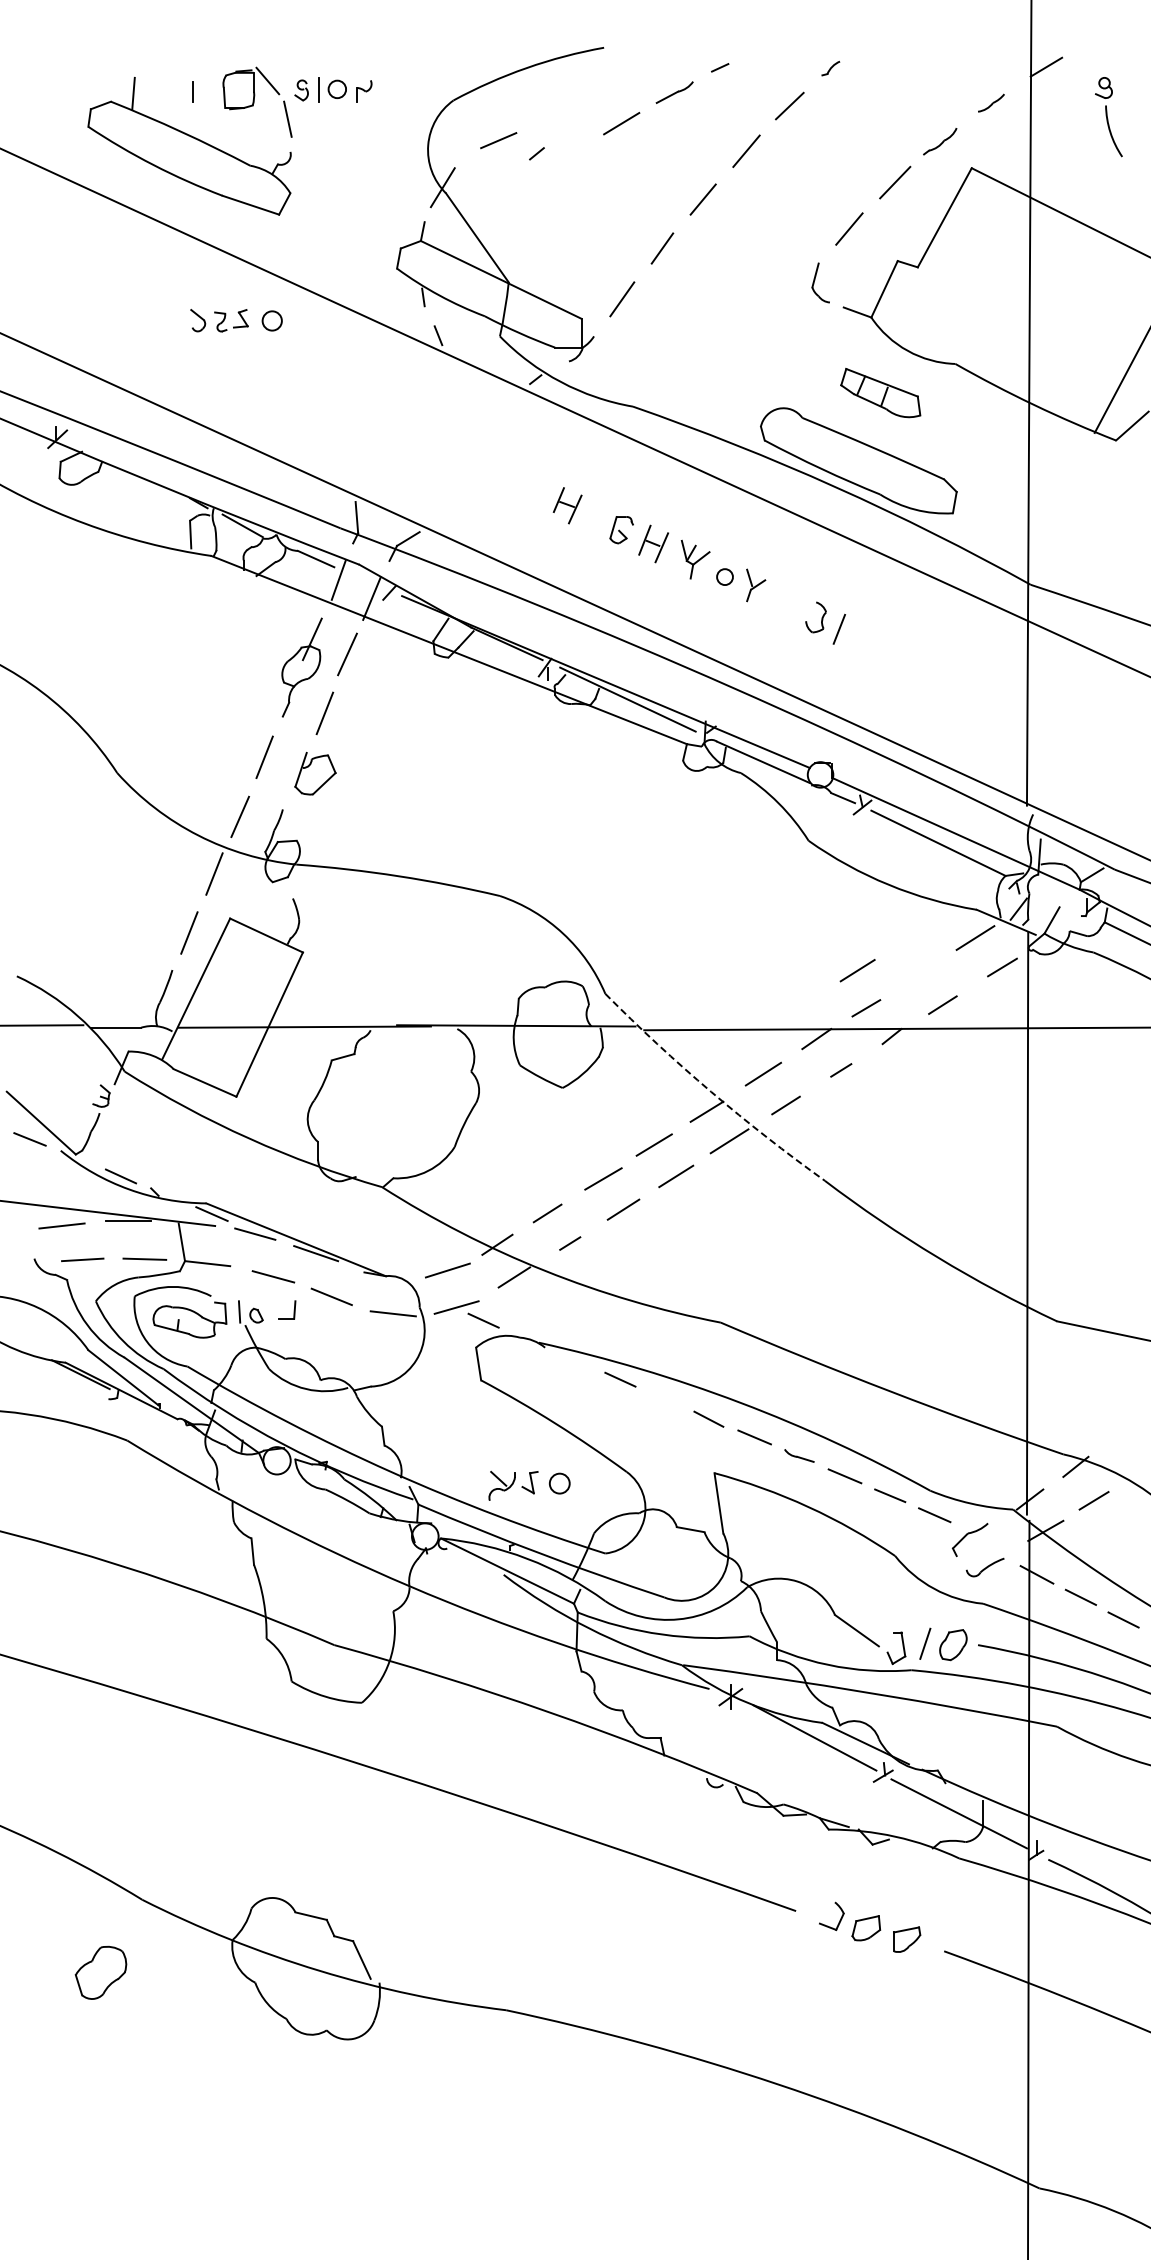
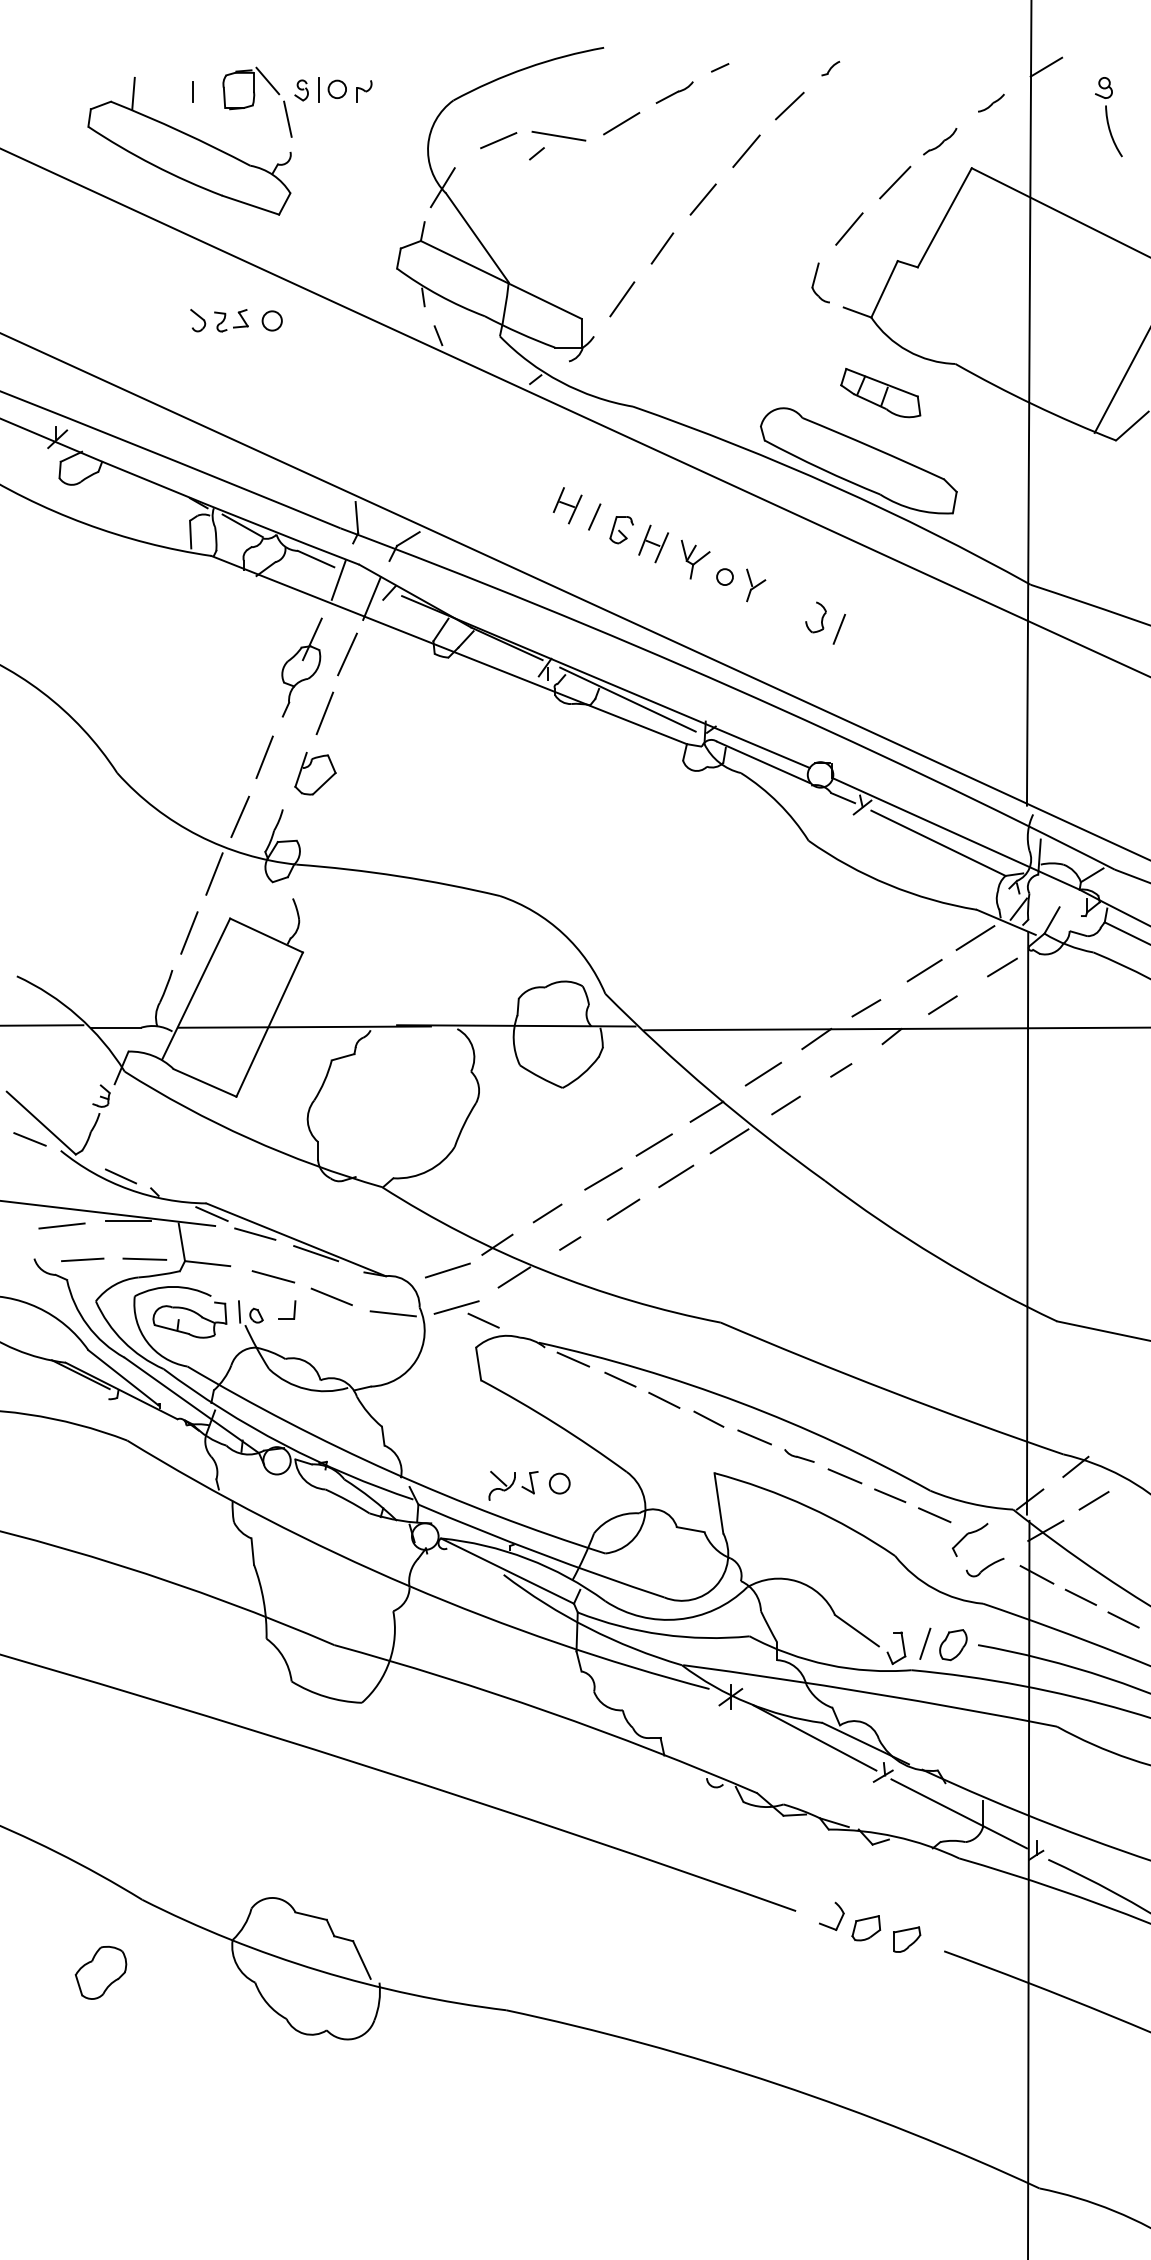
line: none -> present (558, 135)
line: none -> present (594, 516)
line position: (857, 970) -> (924, 970) (924, 970)
arc: dashed -> solid (711, 1091)
line: none -> present (573, 1359)
line: none -> present (664, 1399)
